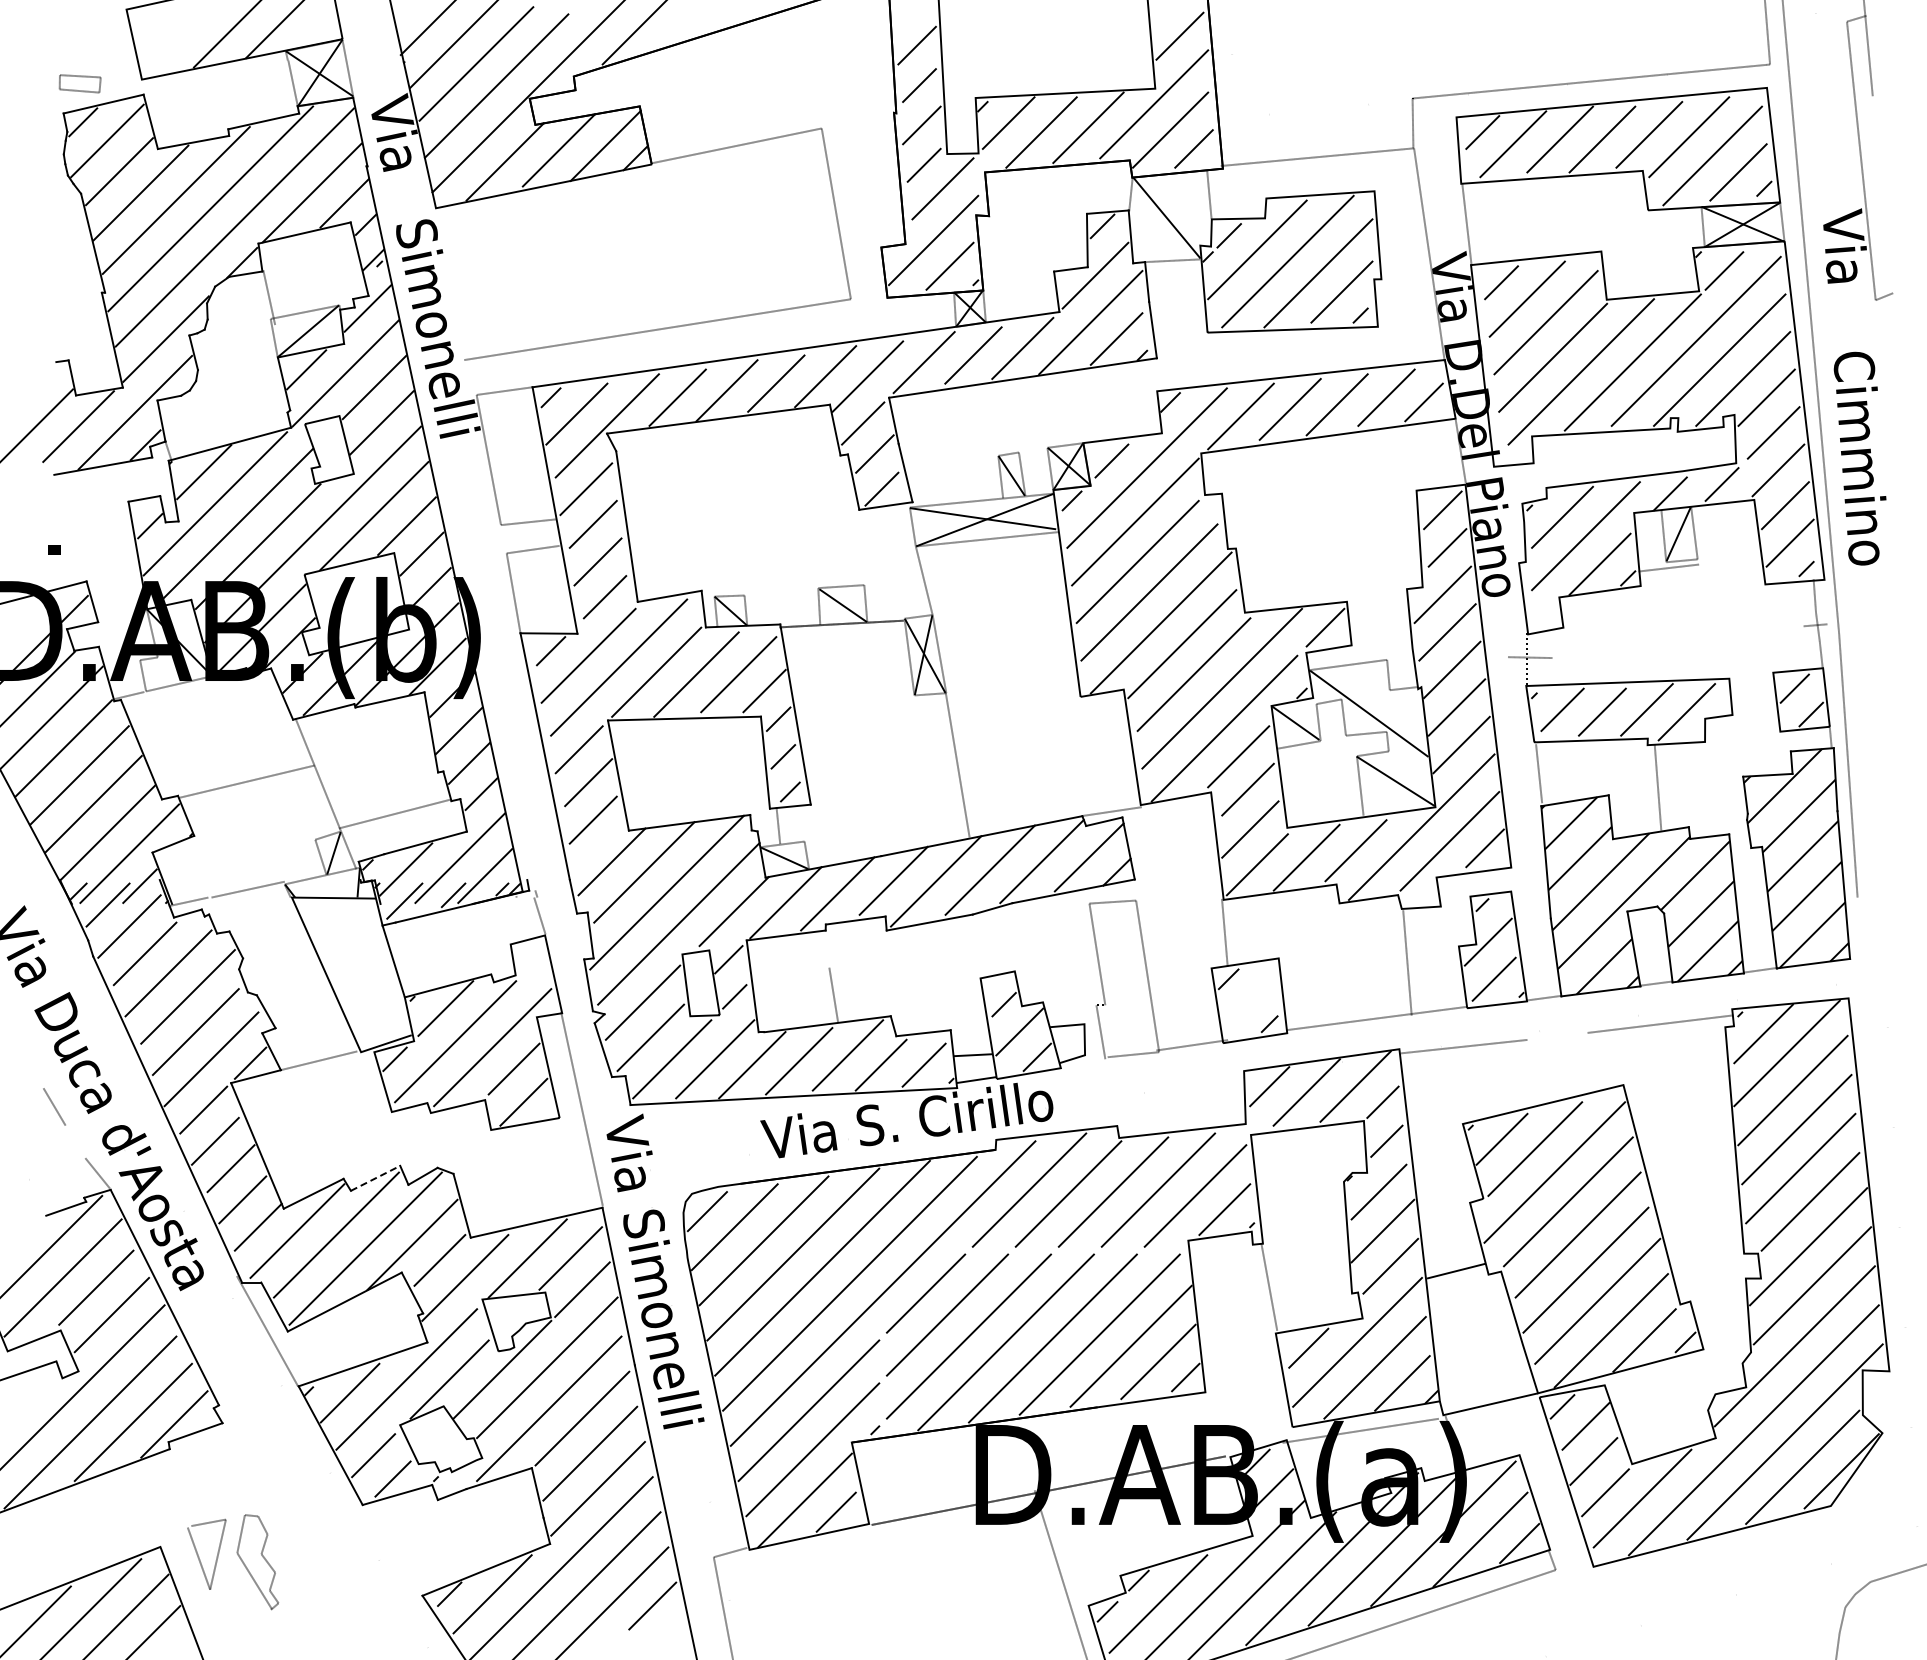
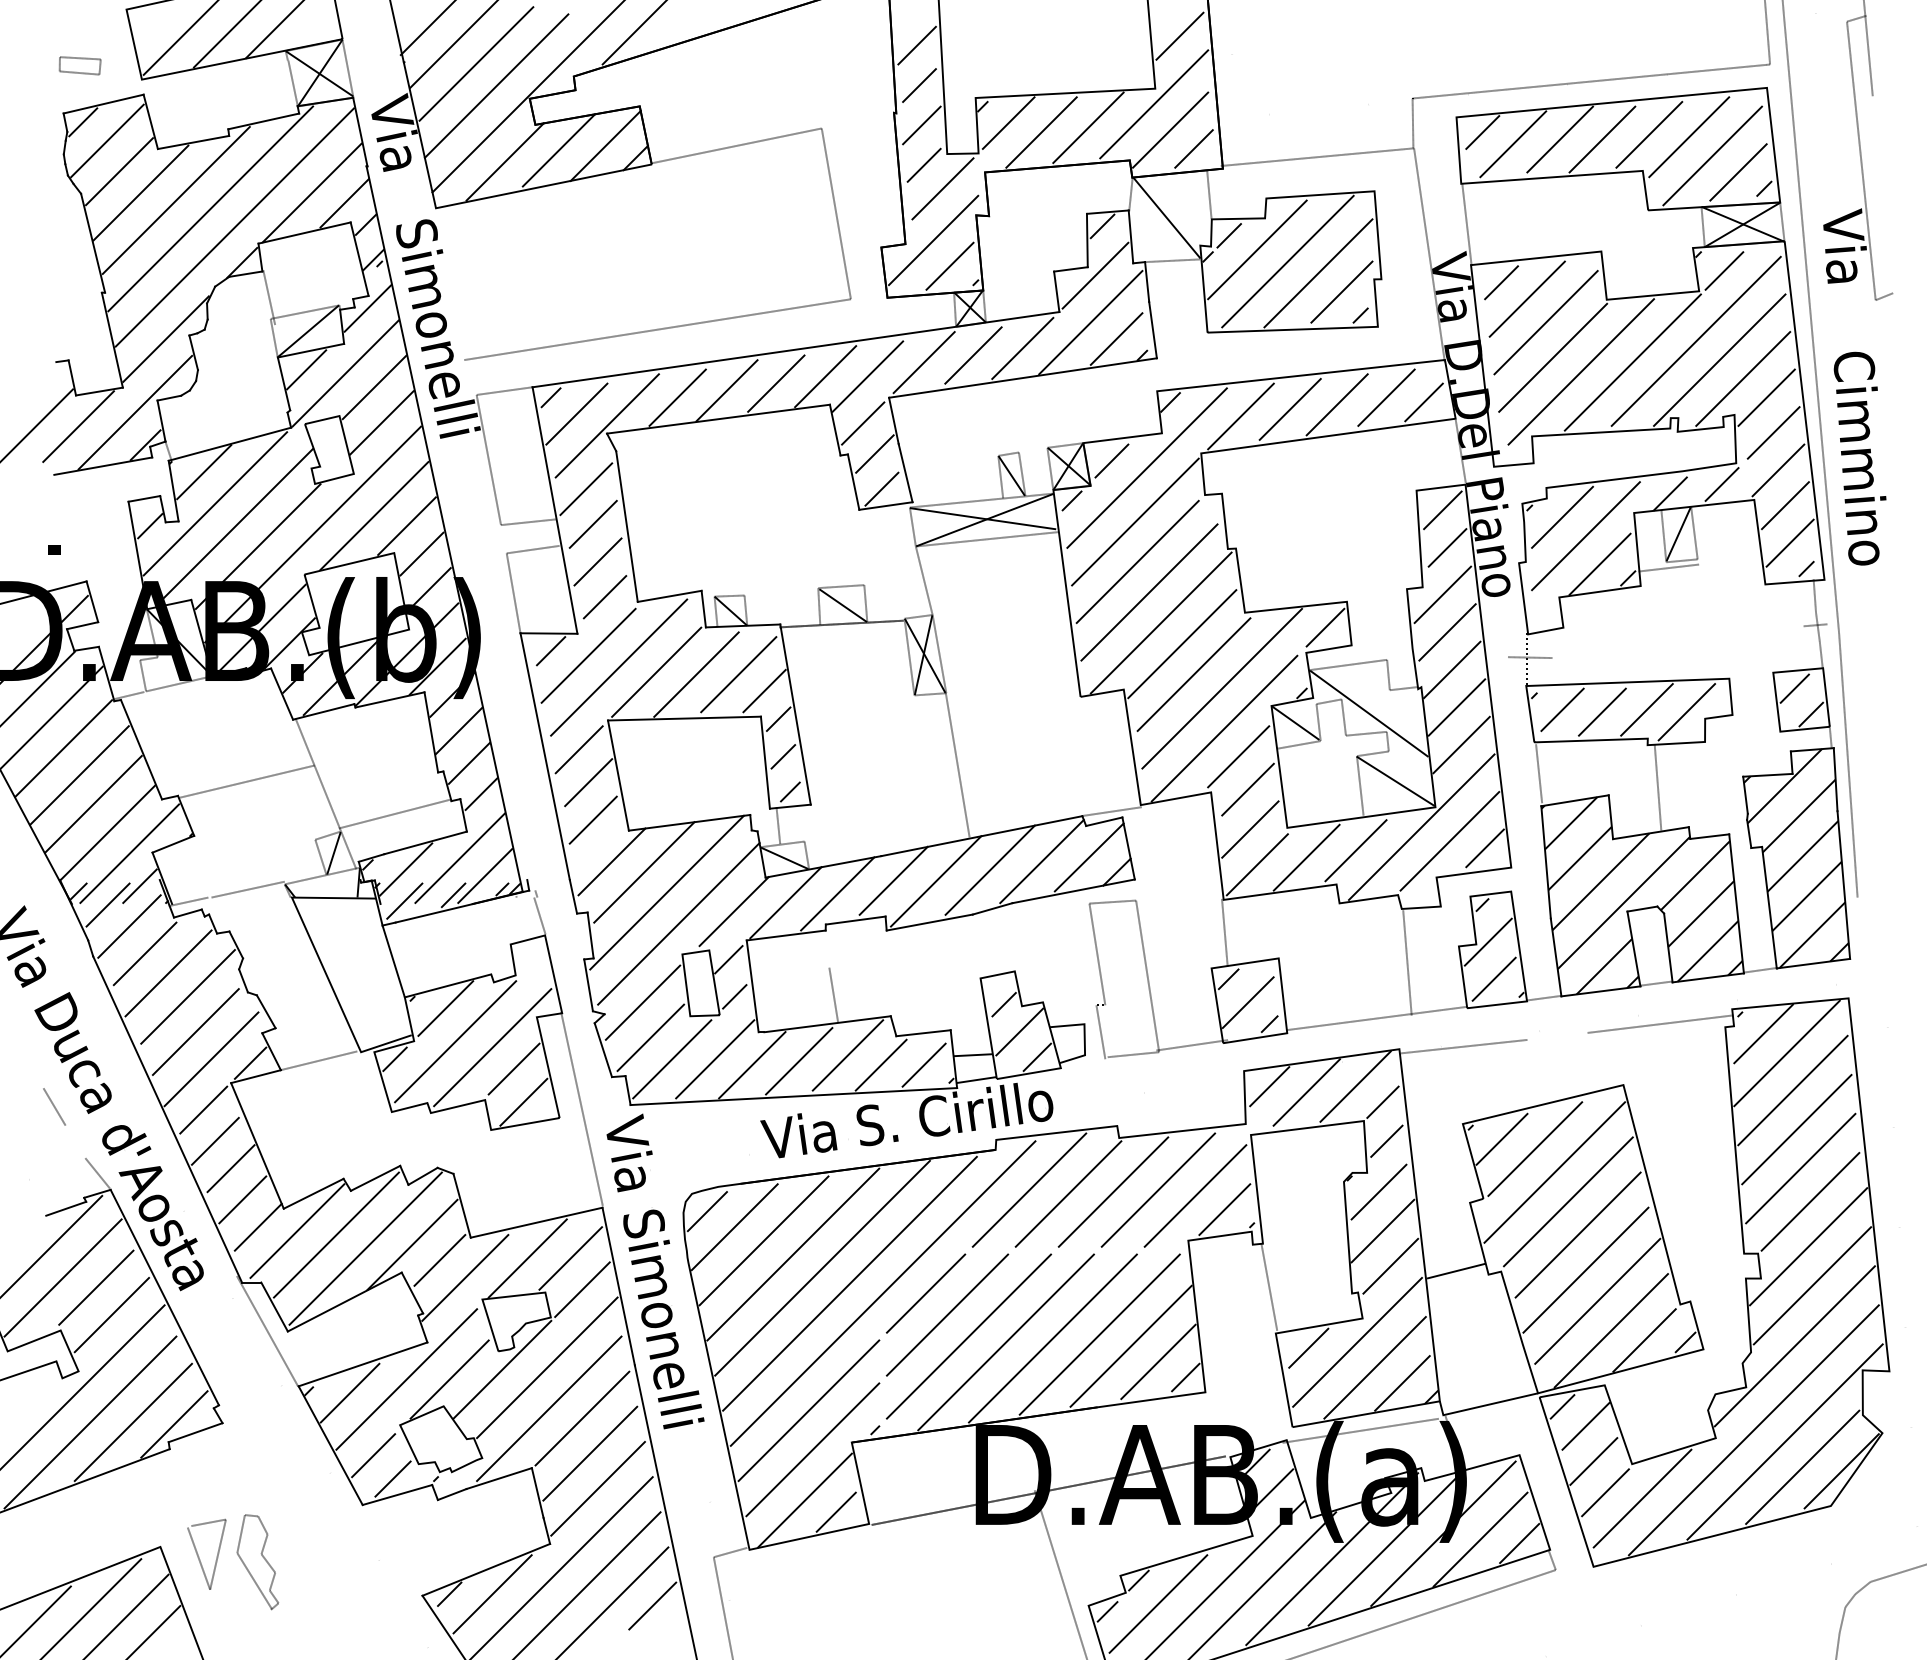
line: none -> present (179, 38)
part position: (79, 83) -> (79, 65) (79, 65)
line: none -> present (1247, 1002)
line: dashed -> solid (375, 1178)
